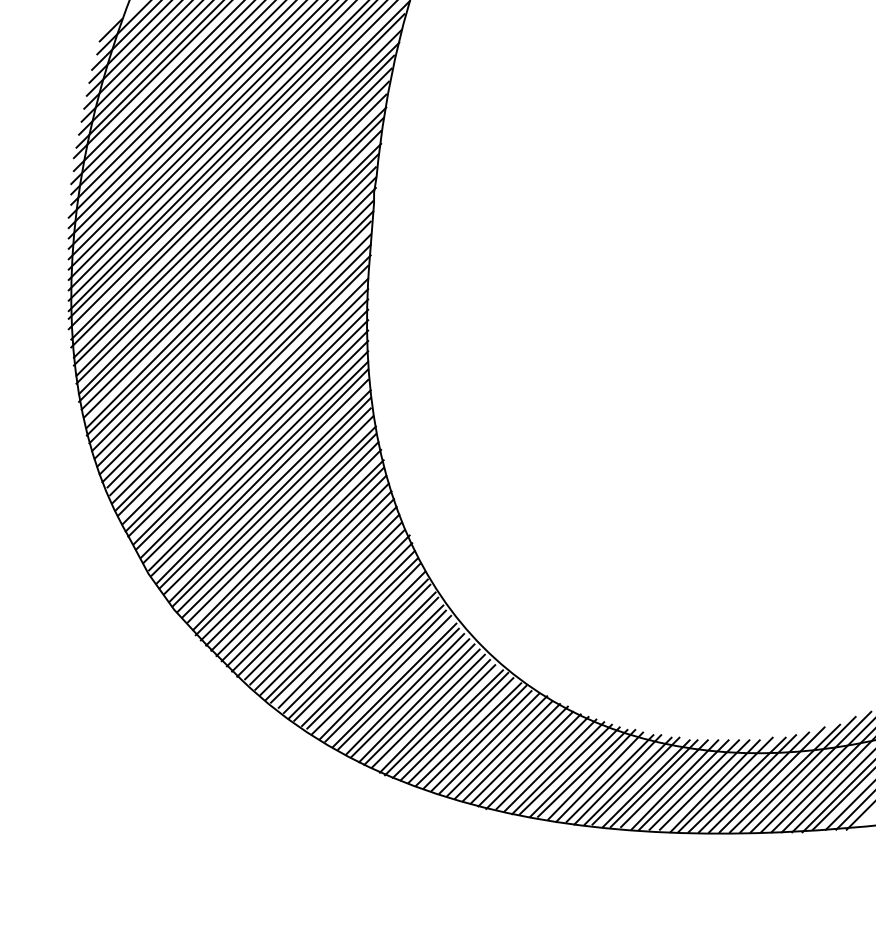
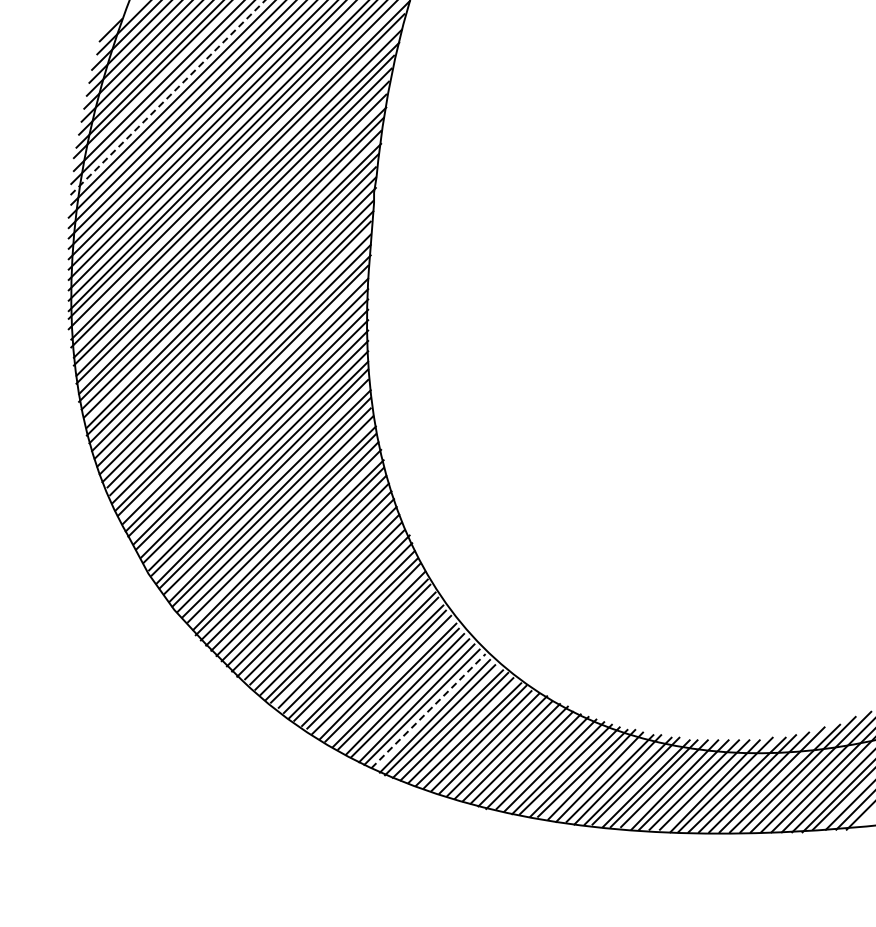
line: solid -> dashed (168, 97)
line: solid -> dashed (428, 711)
